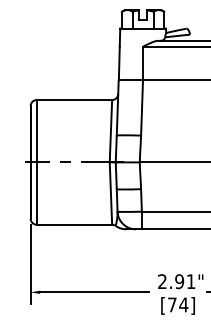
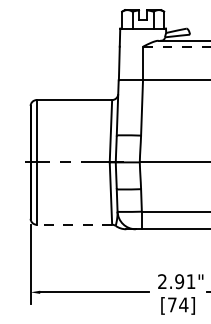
line: solid -> dashed (177, 46)
line: solid -> dashed (74, 224)
